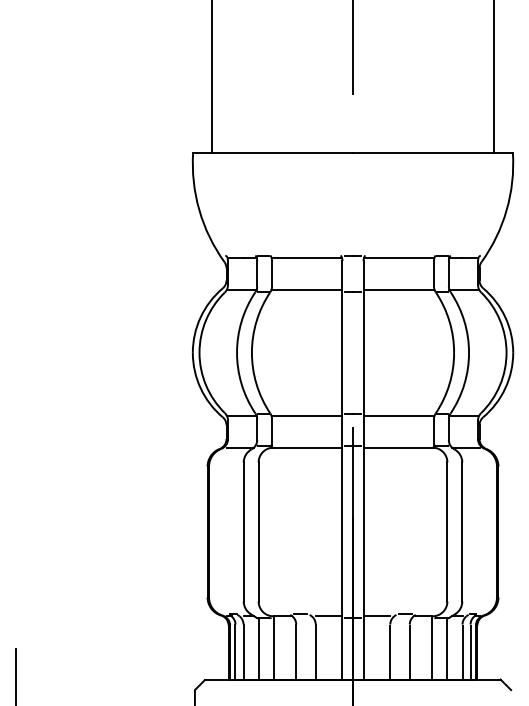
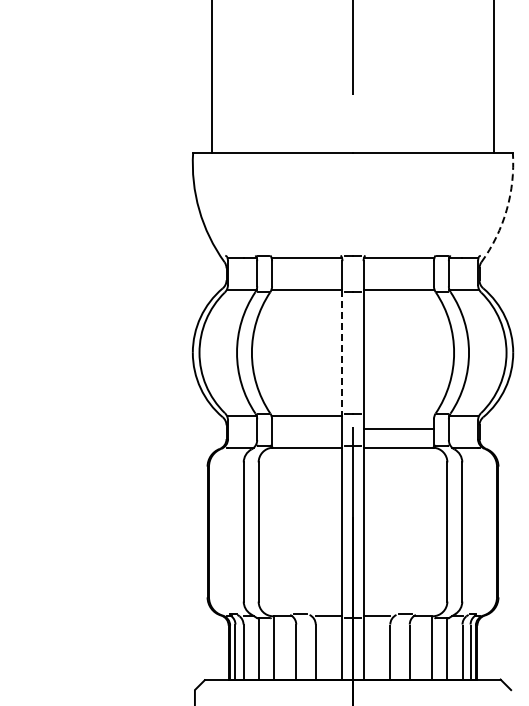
arc: solid -> dashed (506, 210)
line: solid -> dashed (342, 353)
line position: (398, 416) -> (398, 429) (398, 429)
line: present -> none (15, 674)
